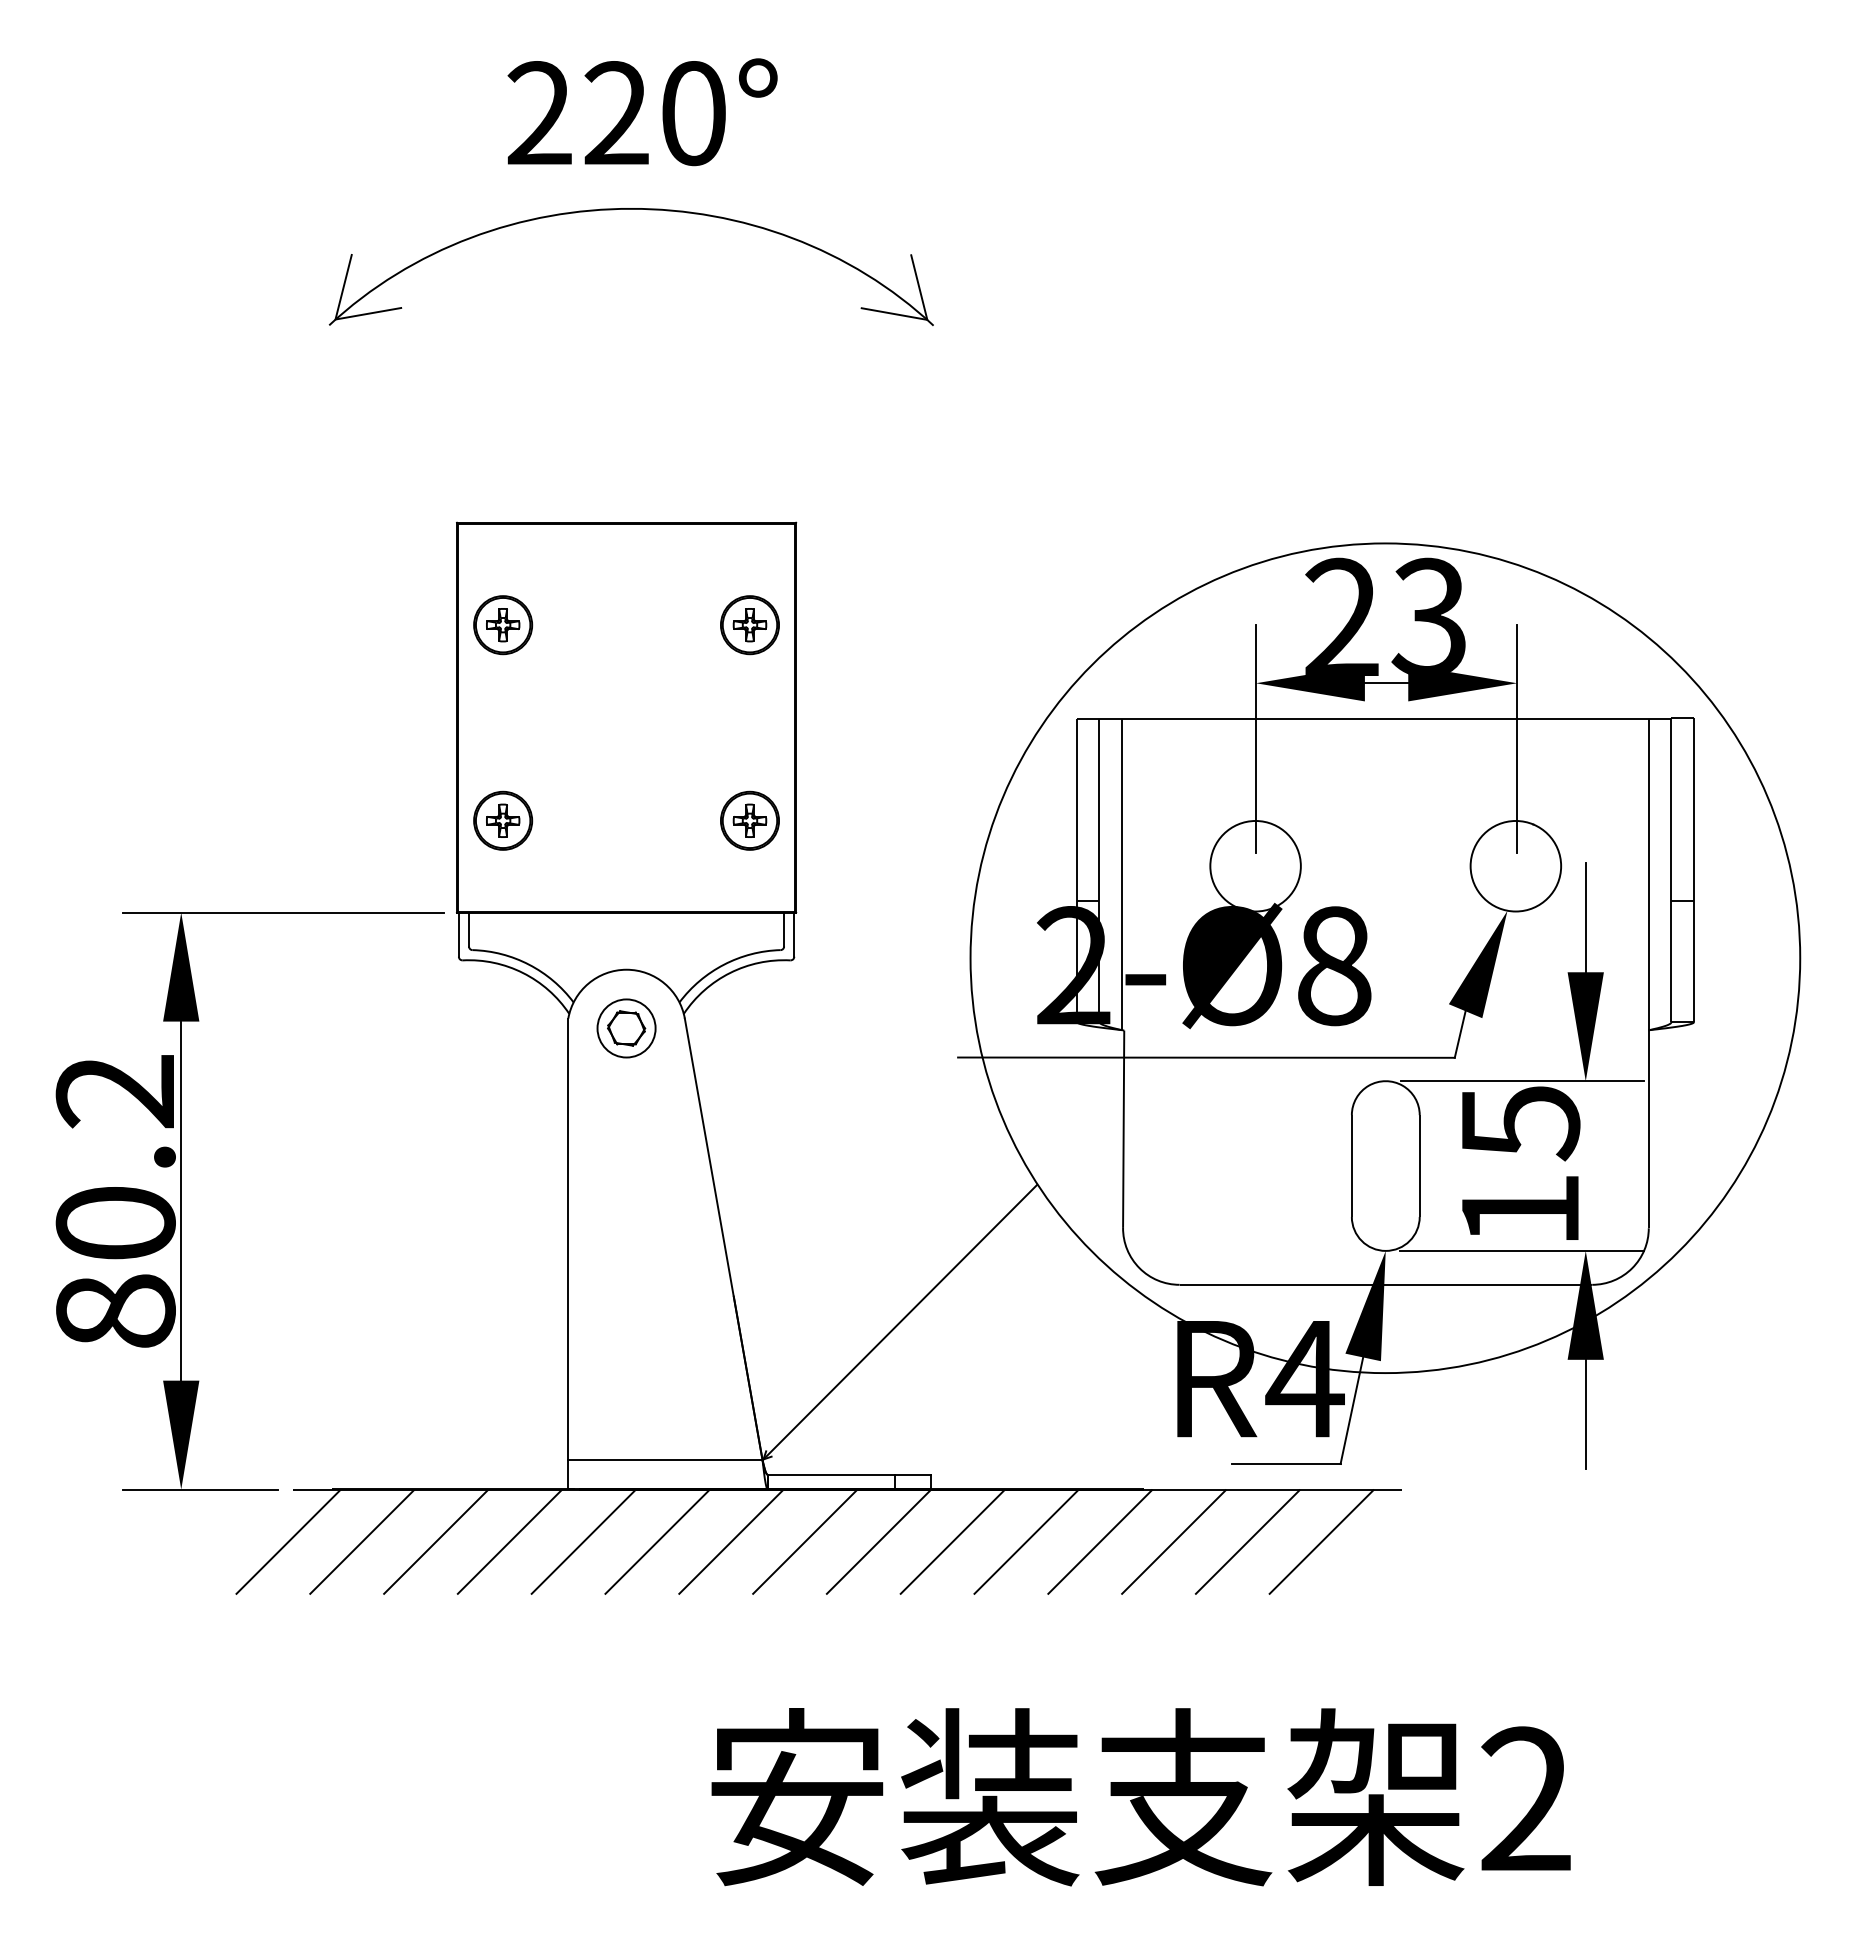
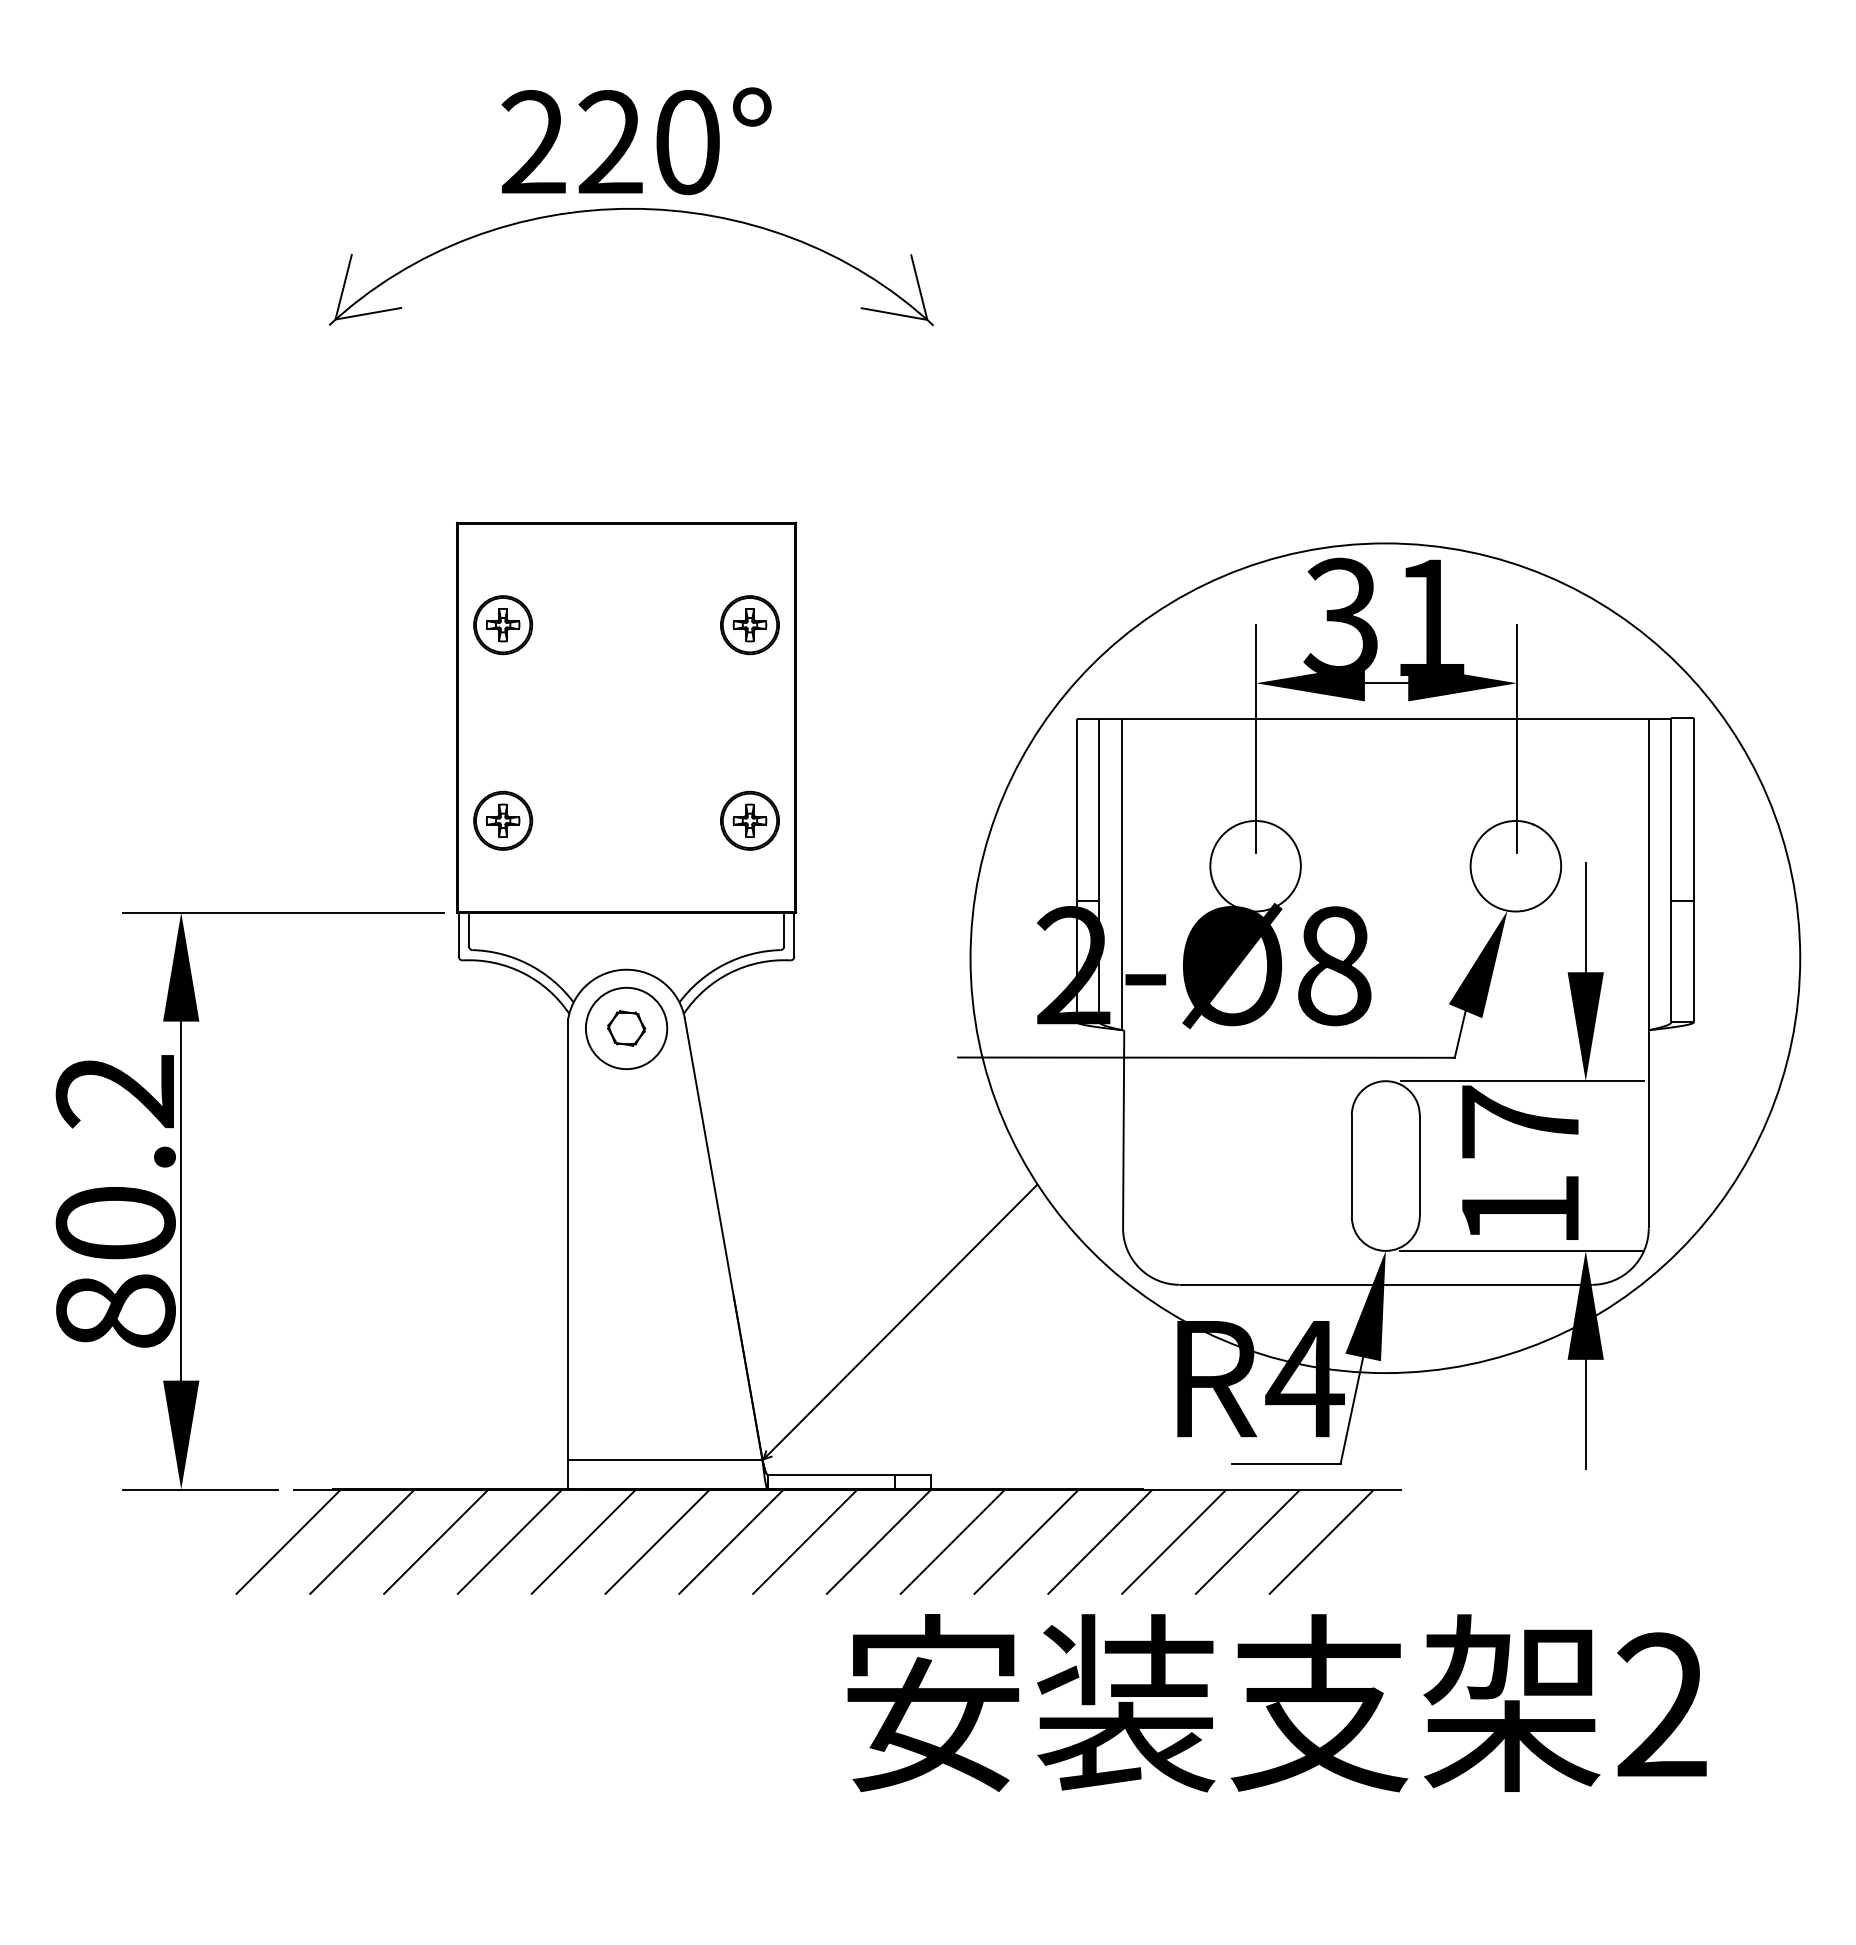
text position: (642, 112) -> (636, 141) (636, 141)
text: 23 -> 31 (1384, 616)
circle diameter: 58 px -> 81 px (626, 1028)
text: 15 -> 17 (1521, 1123)
text position: (1140, 1797) -> (1276, 1703) (1276, 1703)
